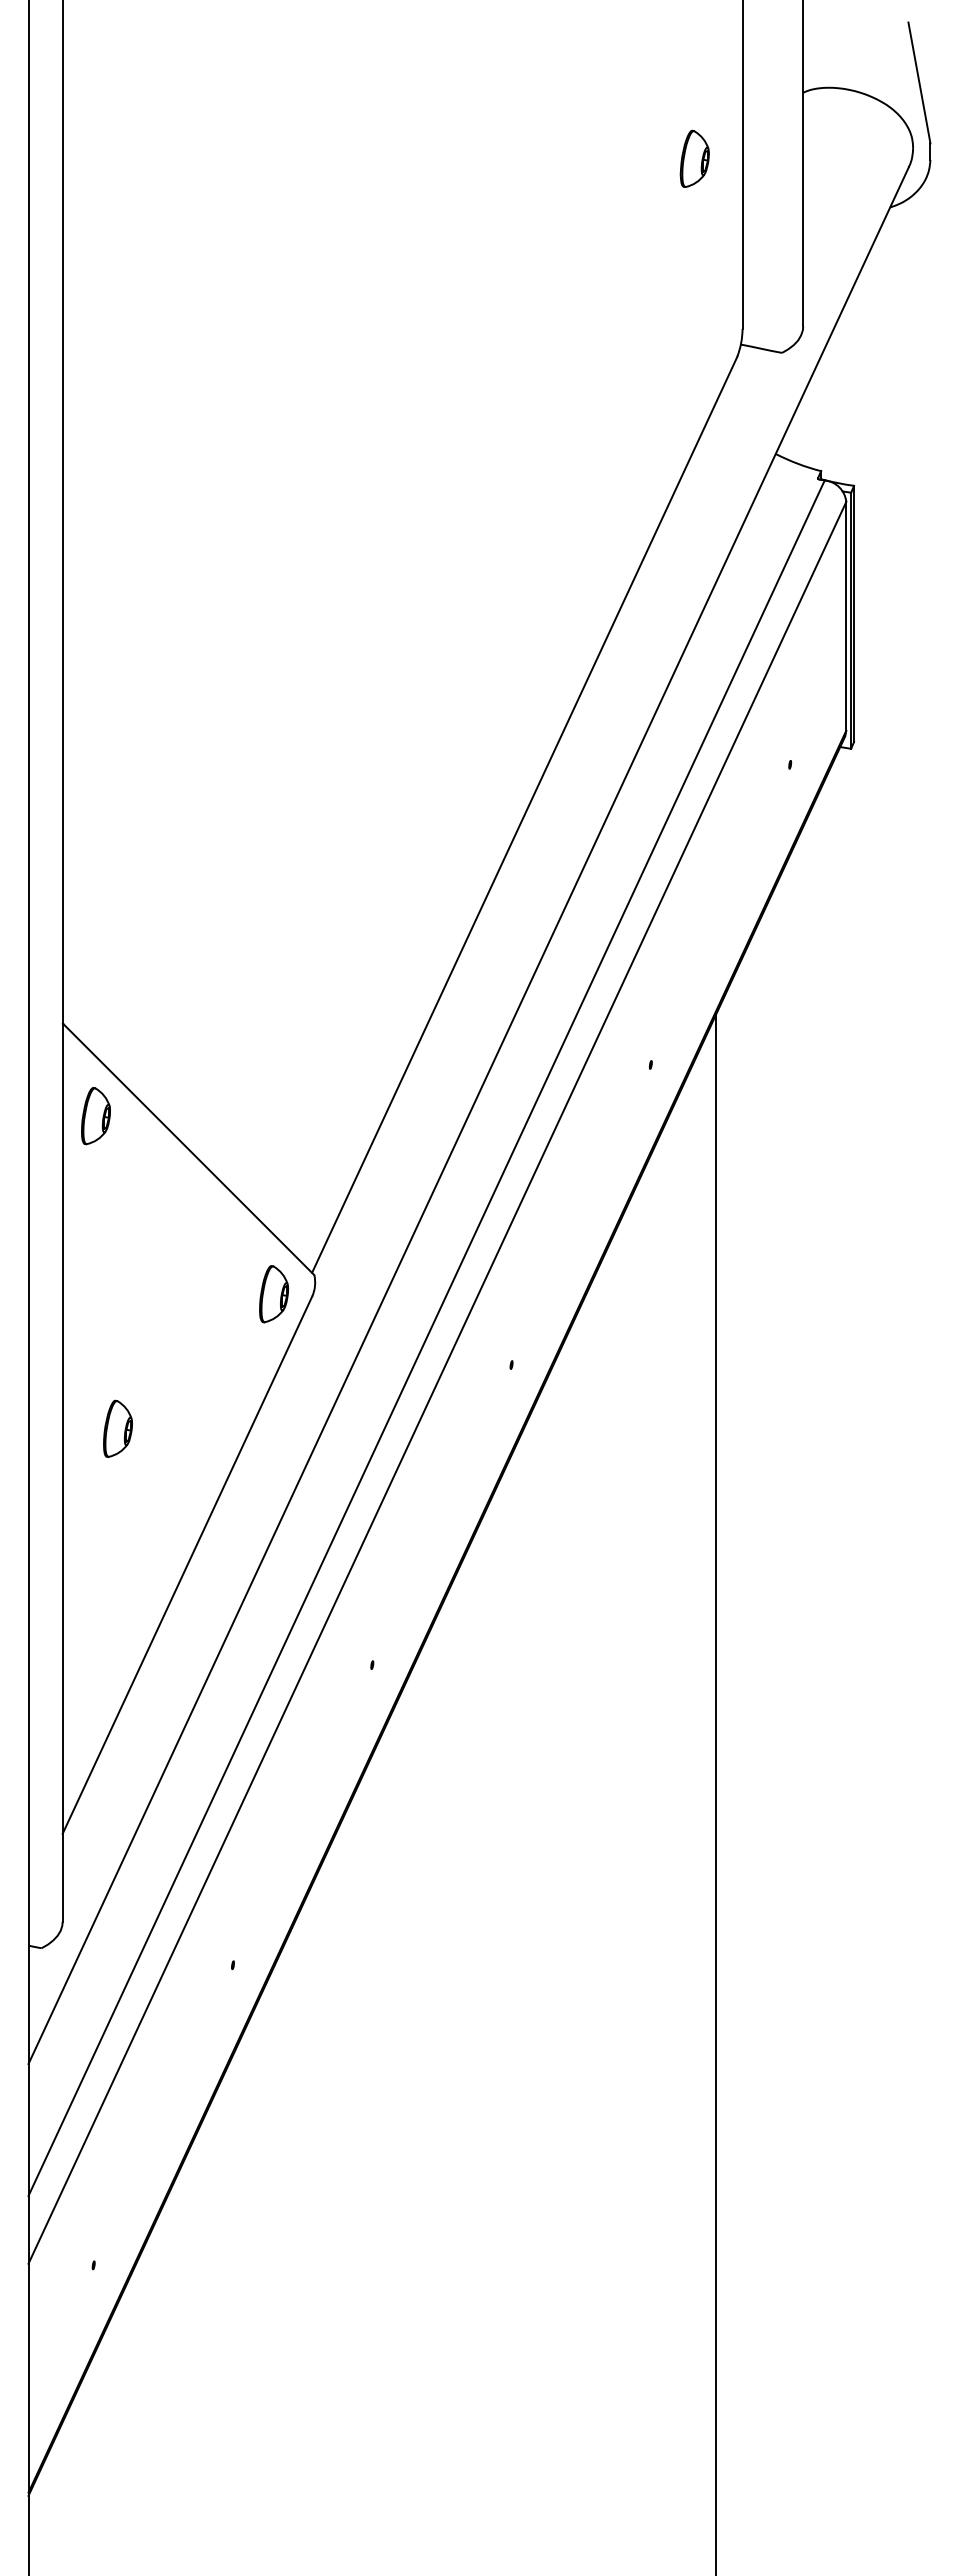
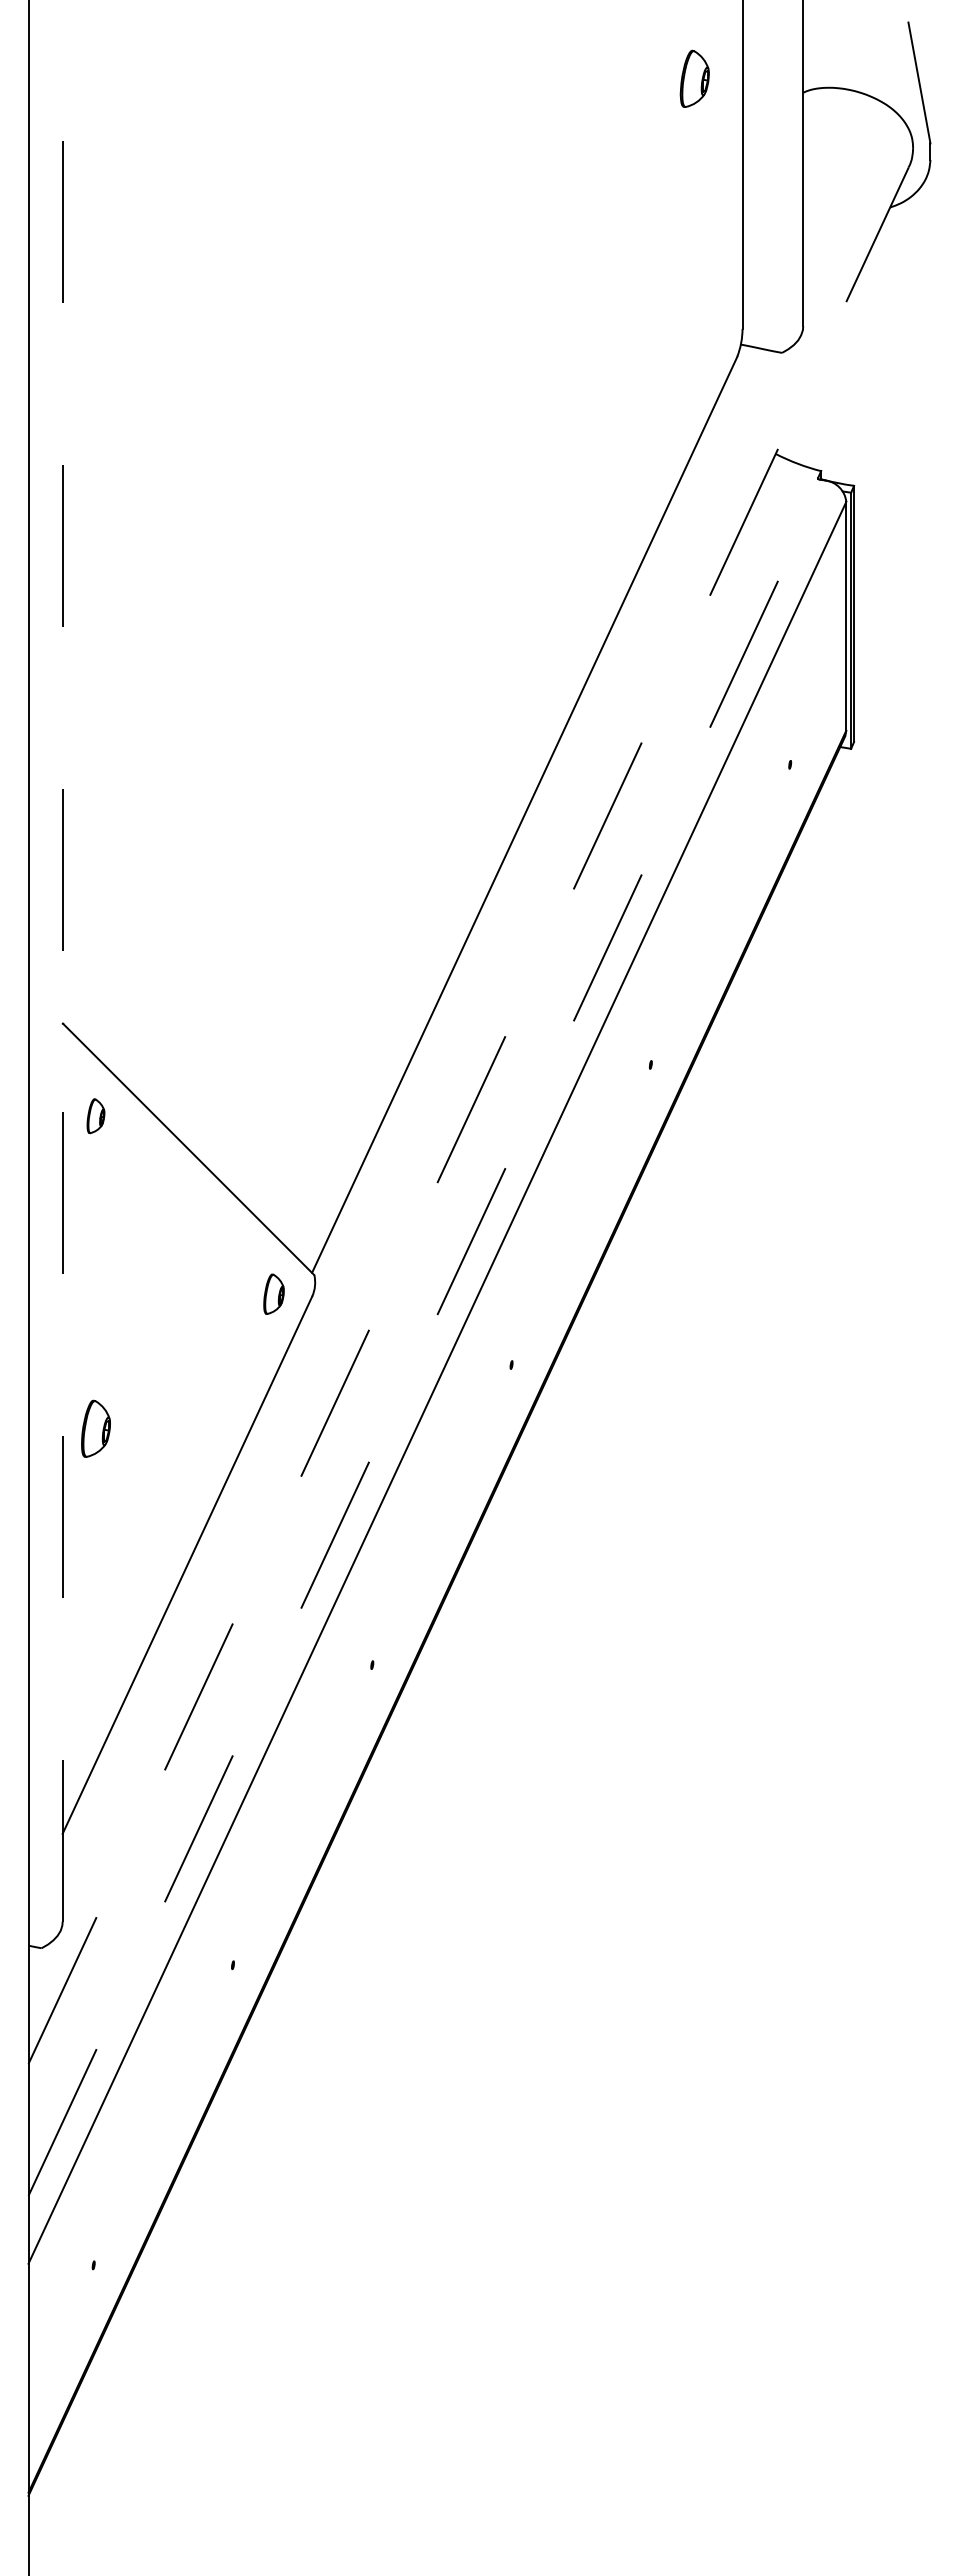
part position: (694, 158) -> (694, 78) (694, 78)
line: solid -> dashed (62, 960)
line: solid -> dashed (468, 1115)
part size: 30x59 px -> 20x37 px (95, 1116)
part size: 30x59 px -> 22x42 px (273, 1293)
line: solid -> dashed (426, 1338)
part position: (117, 1428) -> (95, 1428) (95, 1428)
line: present -> none (716, 1793)
